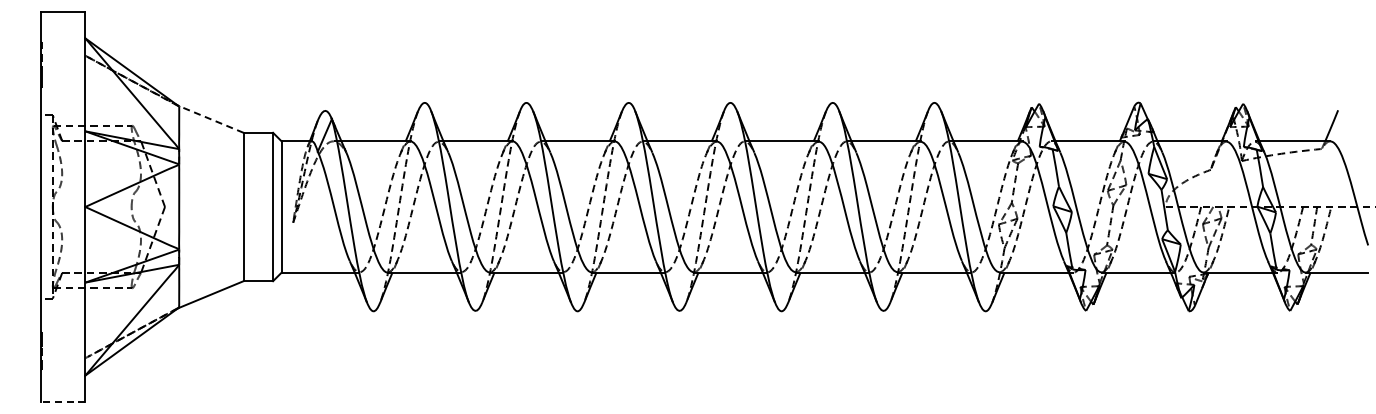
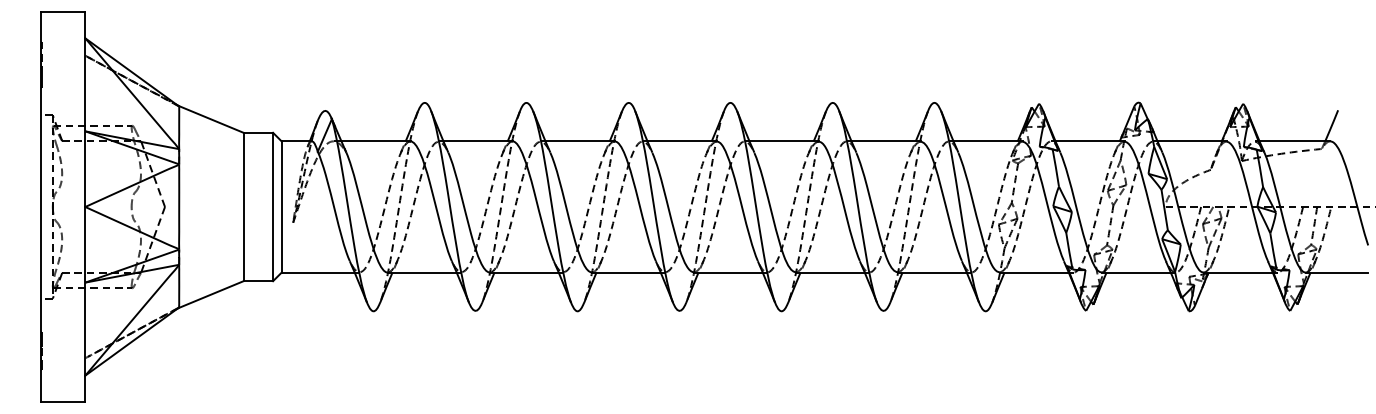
line: dashed -> solid (211, 119)
line: dashed -> solid (62, 401)
